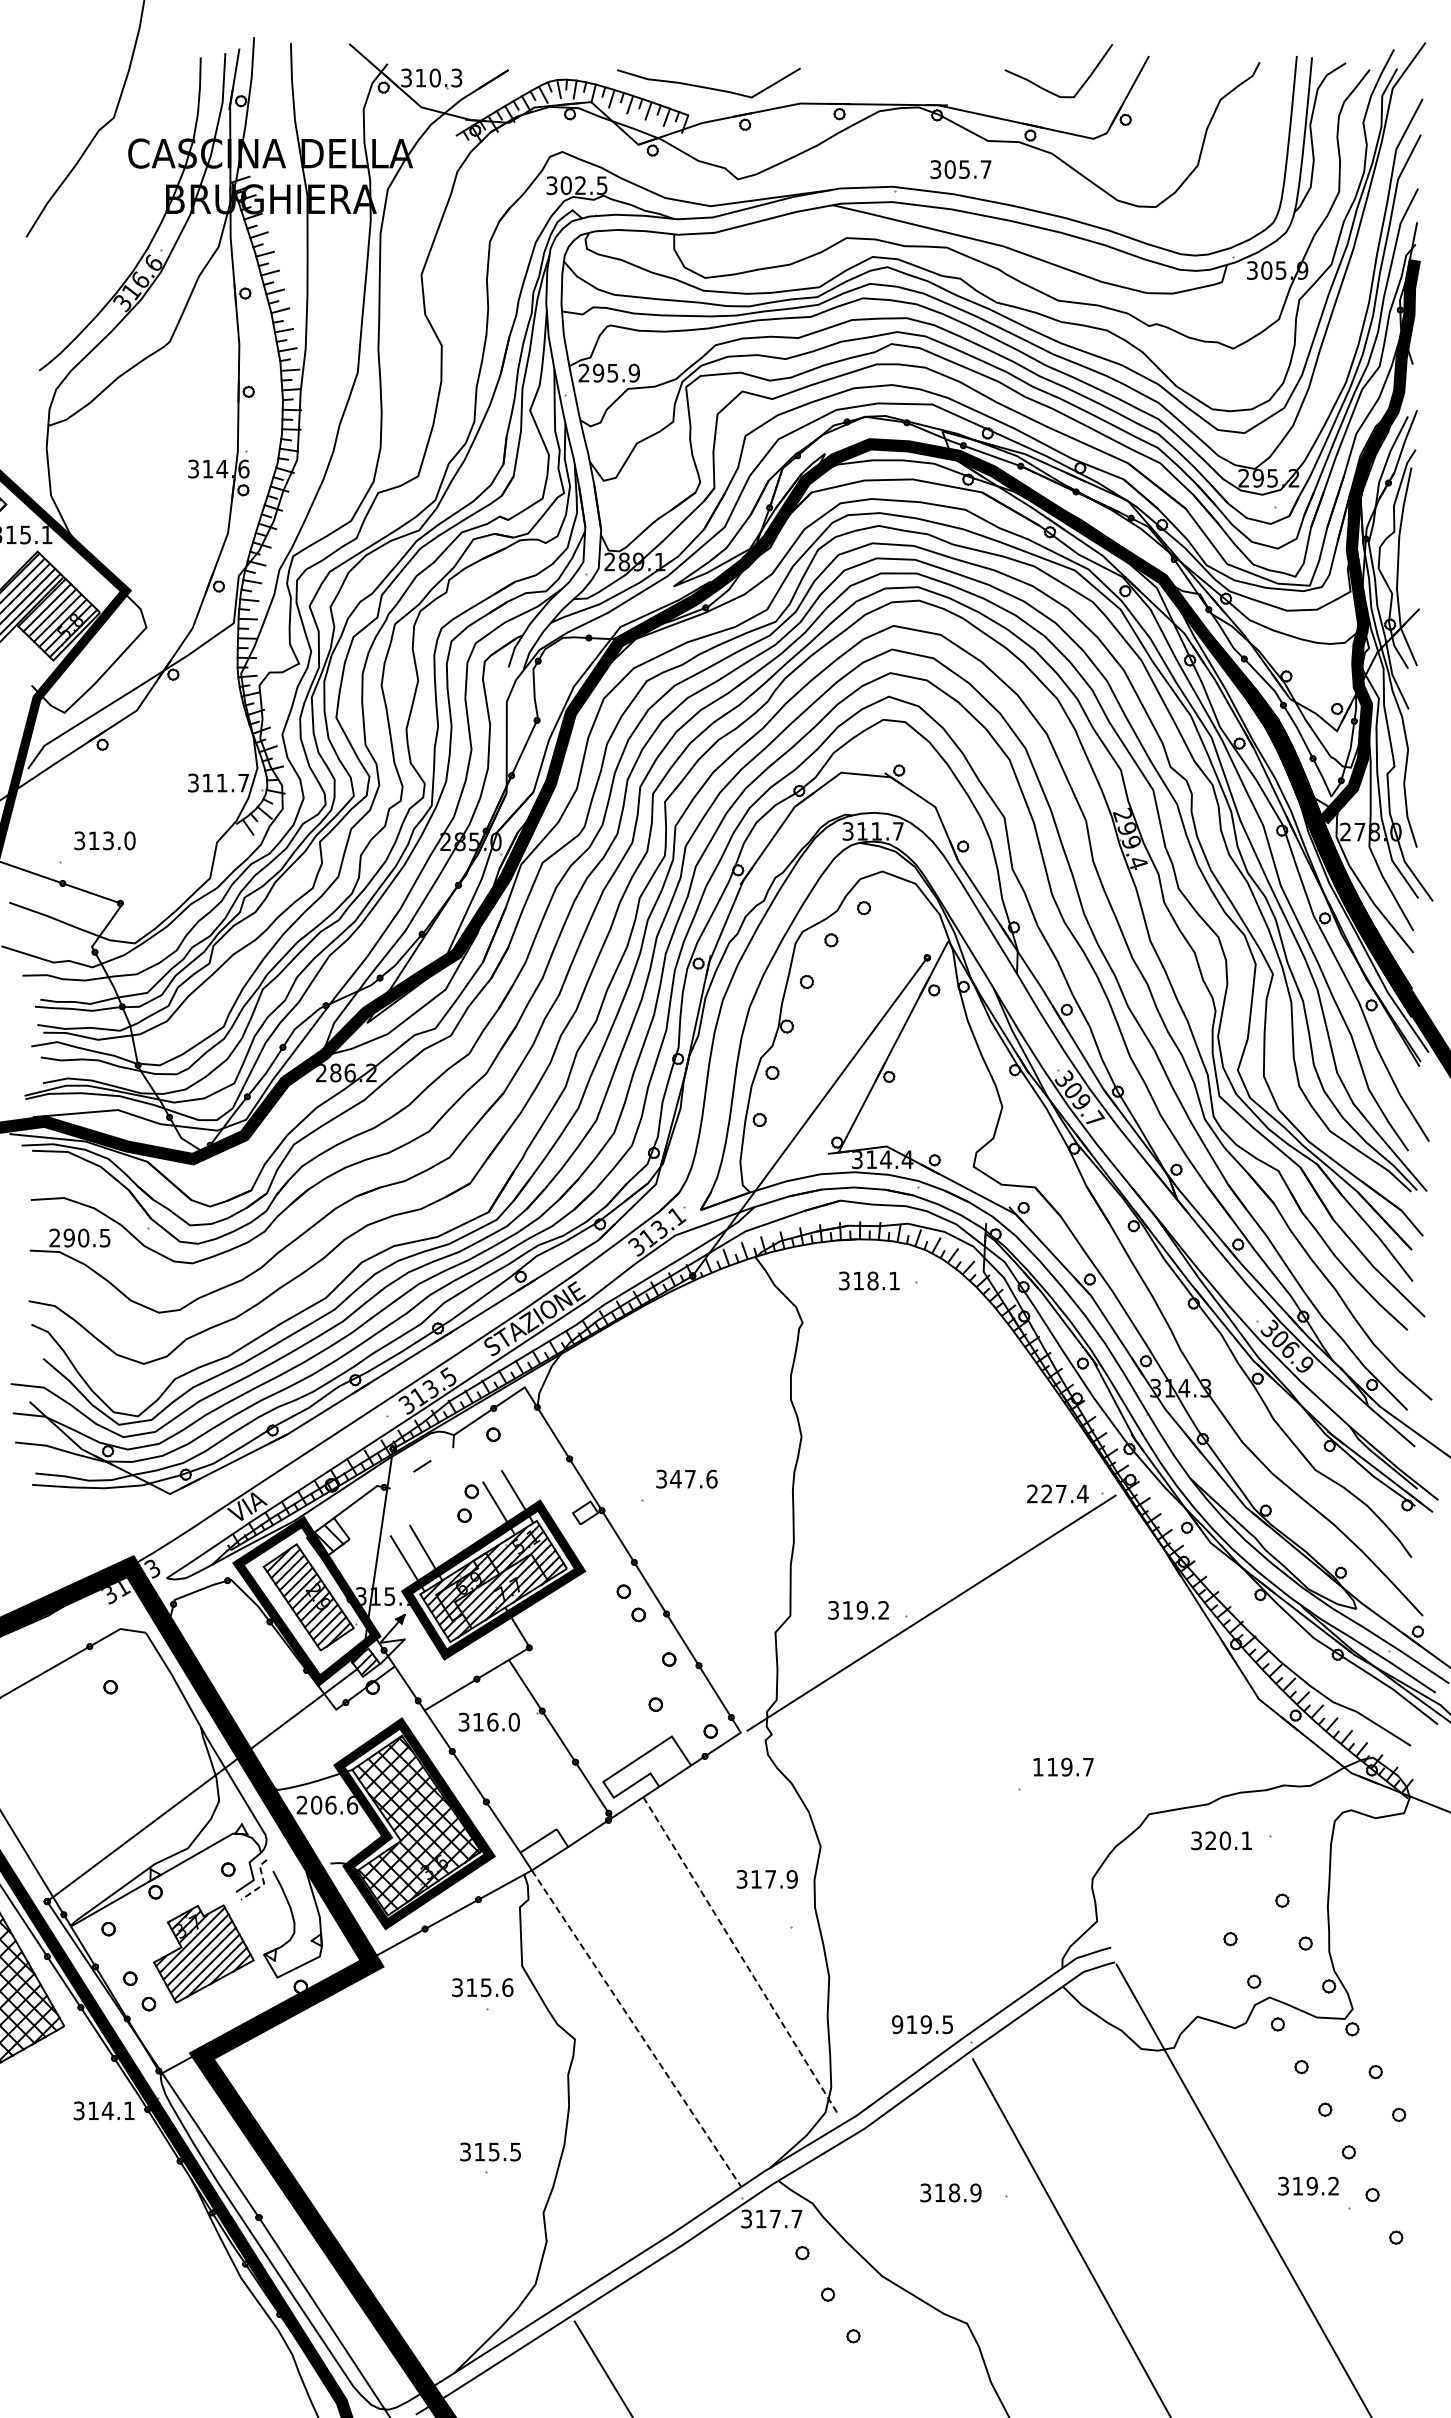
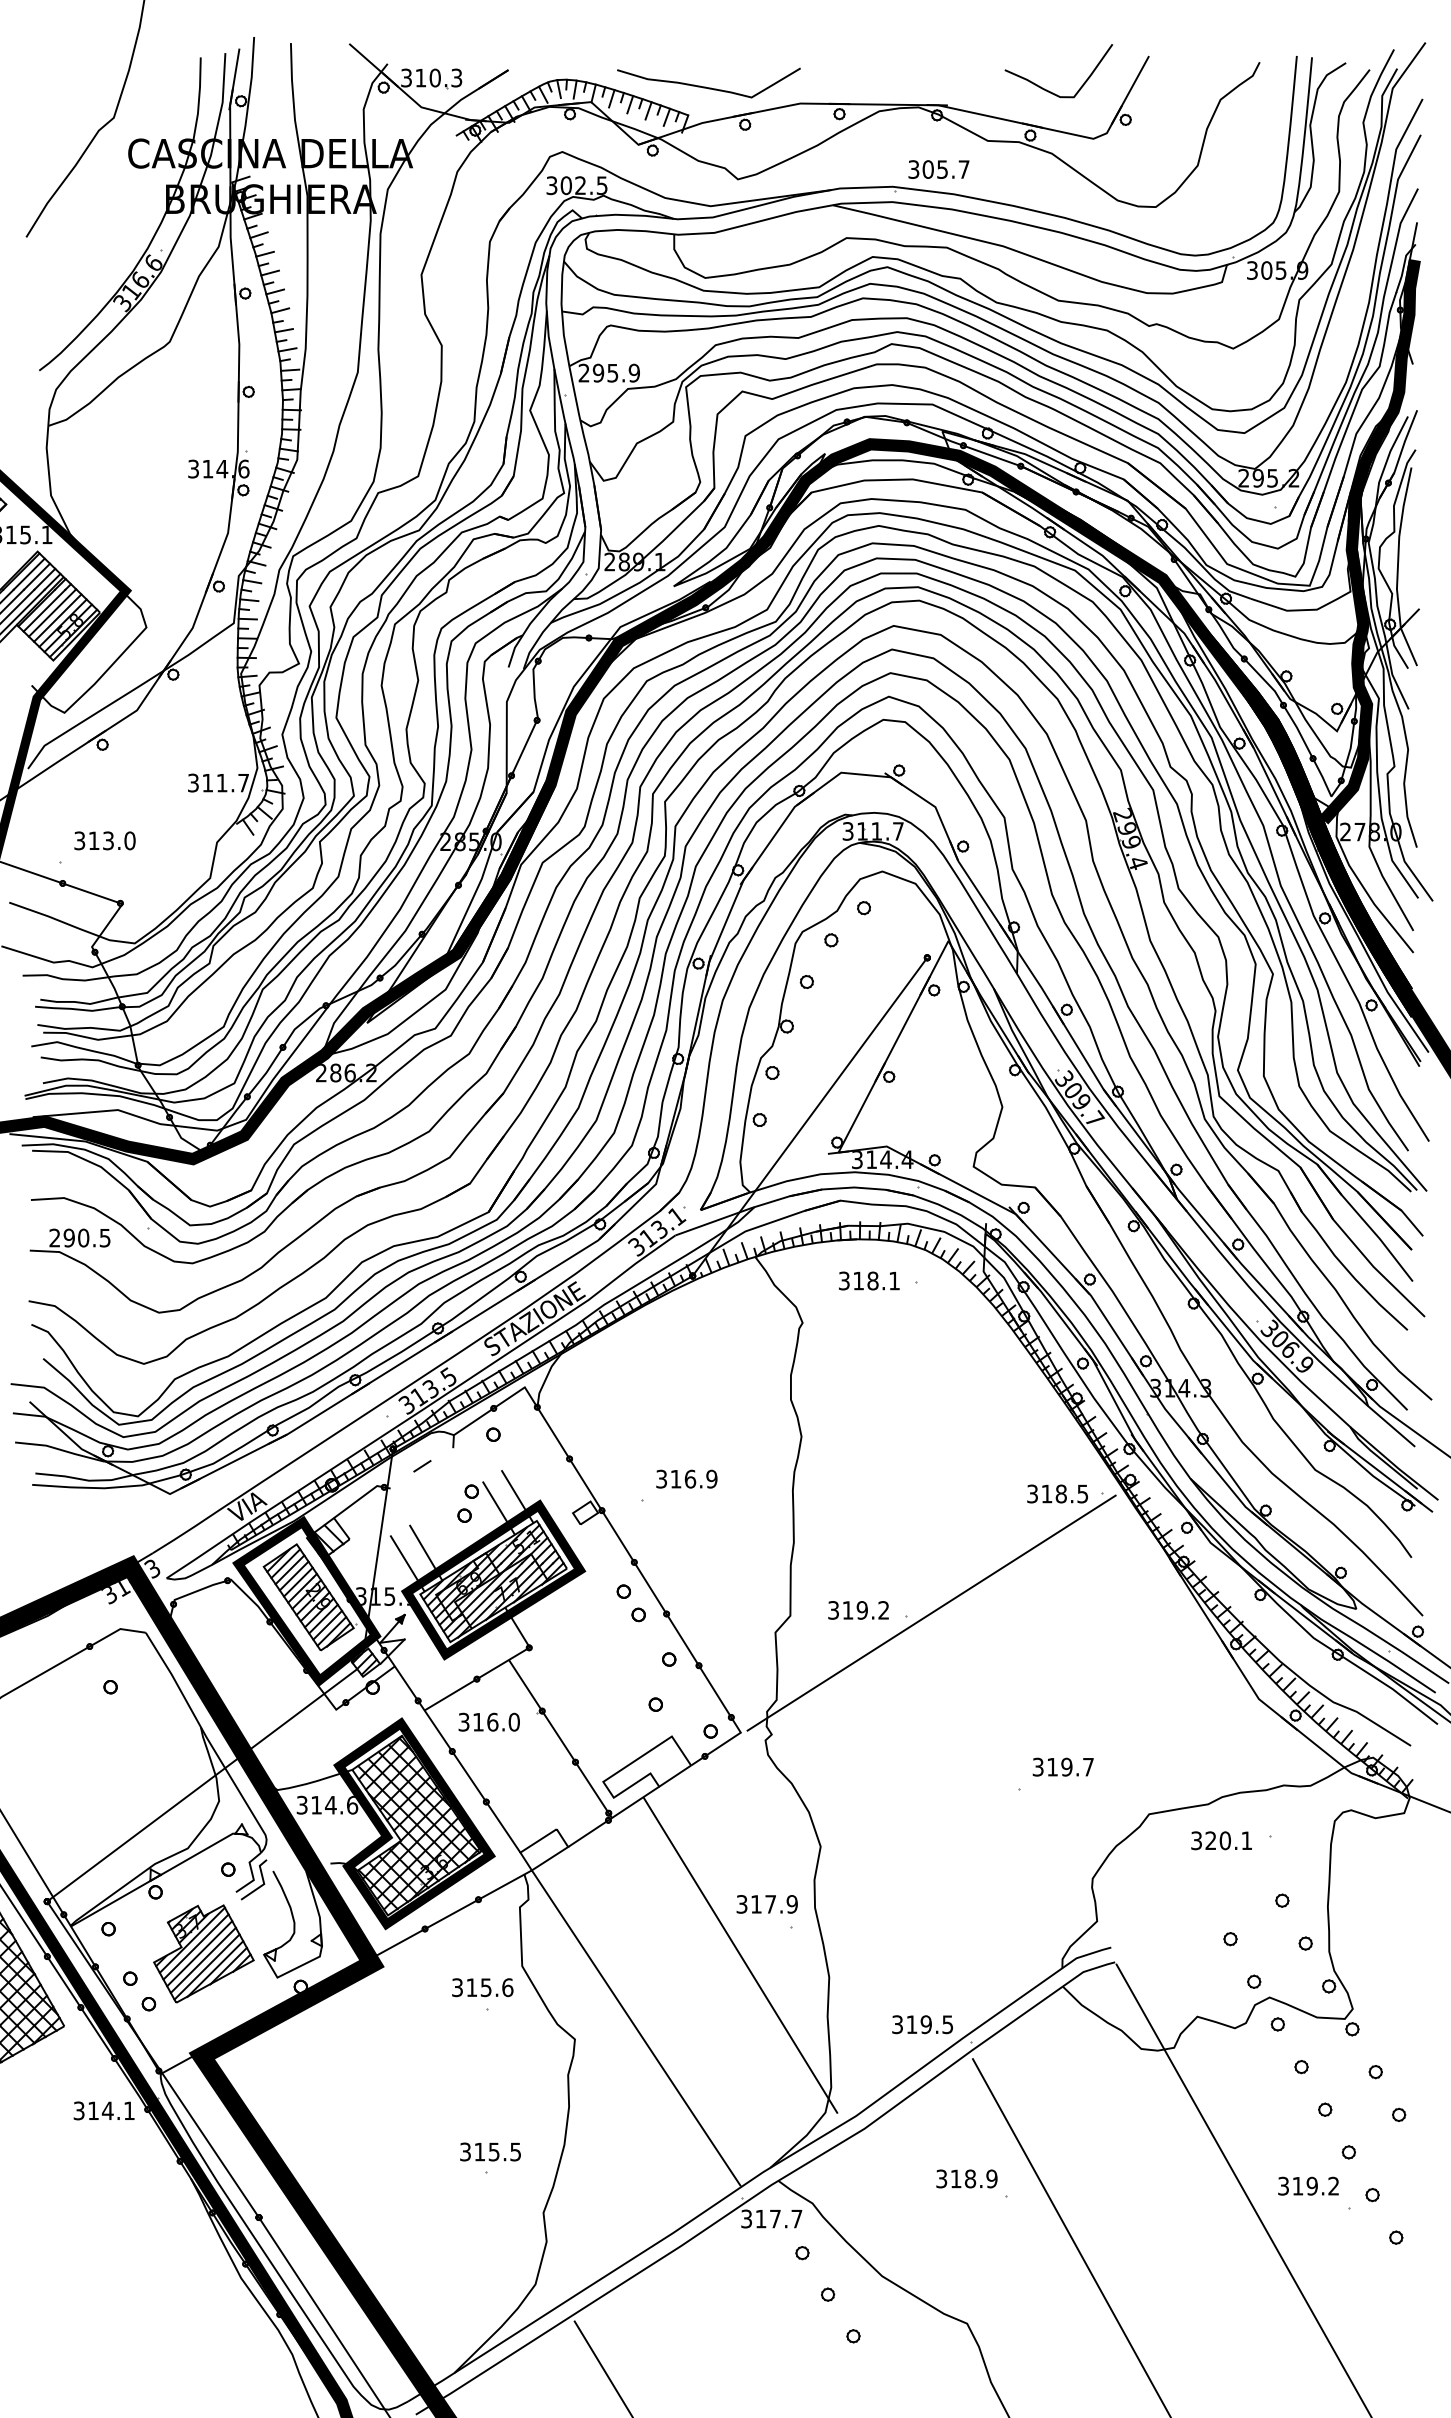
text position: (960, 169) -> (938, 169) (938, 169)
text: 347.6 -> 316.9 (693, 1478)
text: 227.4 -> 318.5 (1057, 1493)
text: 119.7 -> 319.7 (1037, 1766)
text: 206.6 -> 314.6 (316, 1804)
text position: (766, 1879) -> (766, 1904) (766, 1904)
line: dashed -> solid (264, 1884)
line: dashed -> solid (740, 1955)
text: 919.5 -> 319.5 (897, 2024)
line: dashed -> solid (636, 2028)
text position: (950, 2192) -> (966, 2178) (966, 2178)
